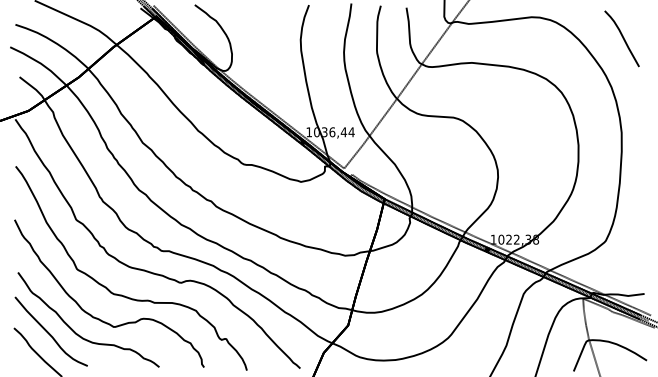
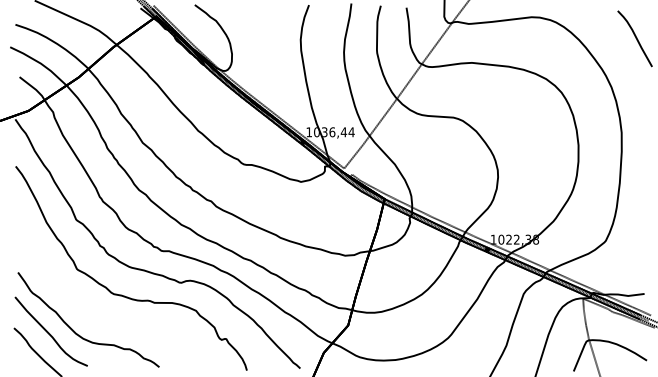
curve position: (622, 38) -> (635, 38) (635, 38)
curve: present -> none (97, 317)
